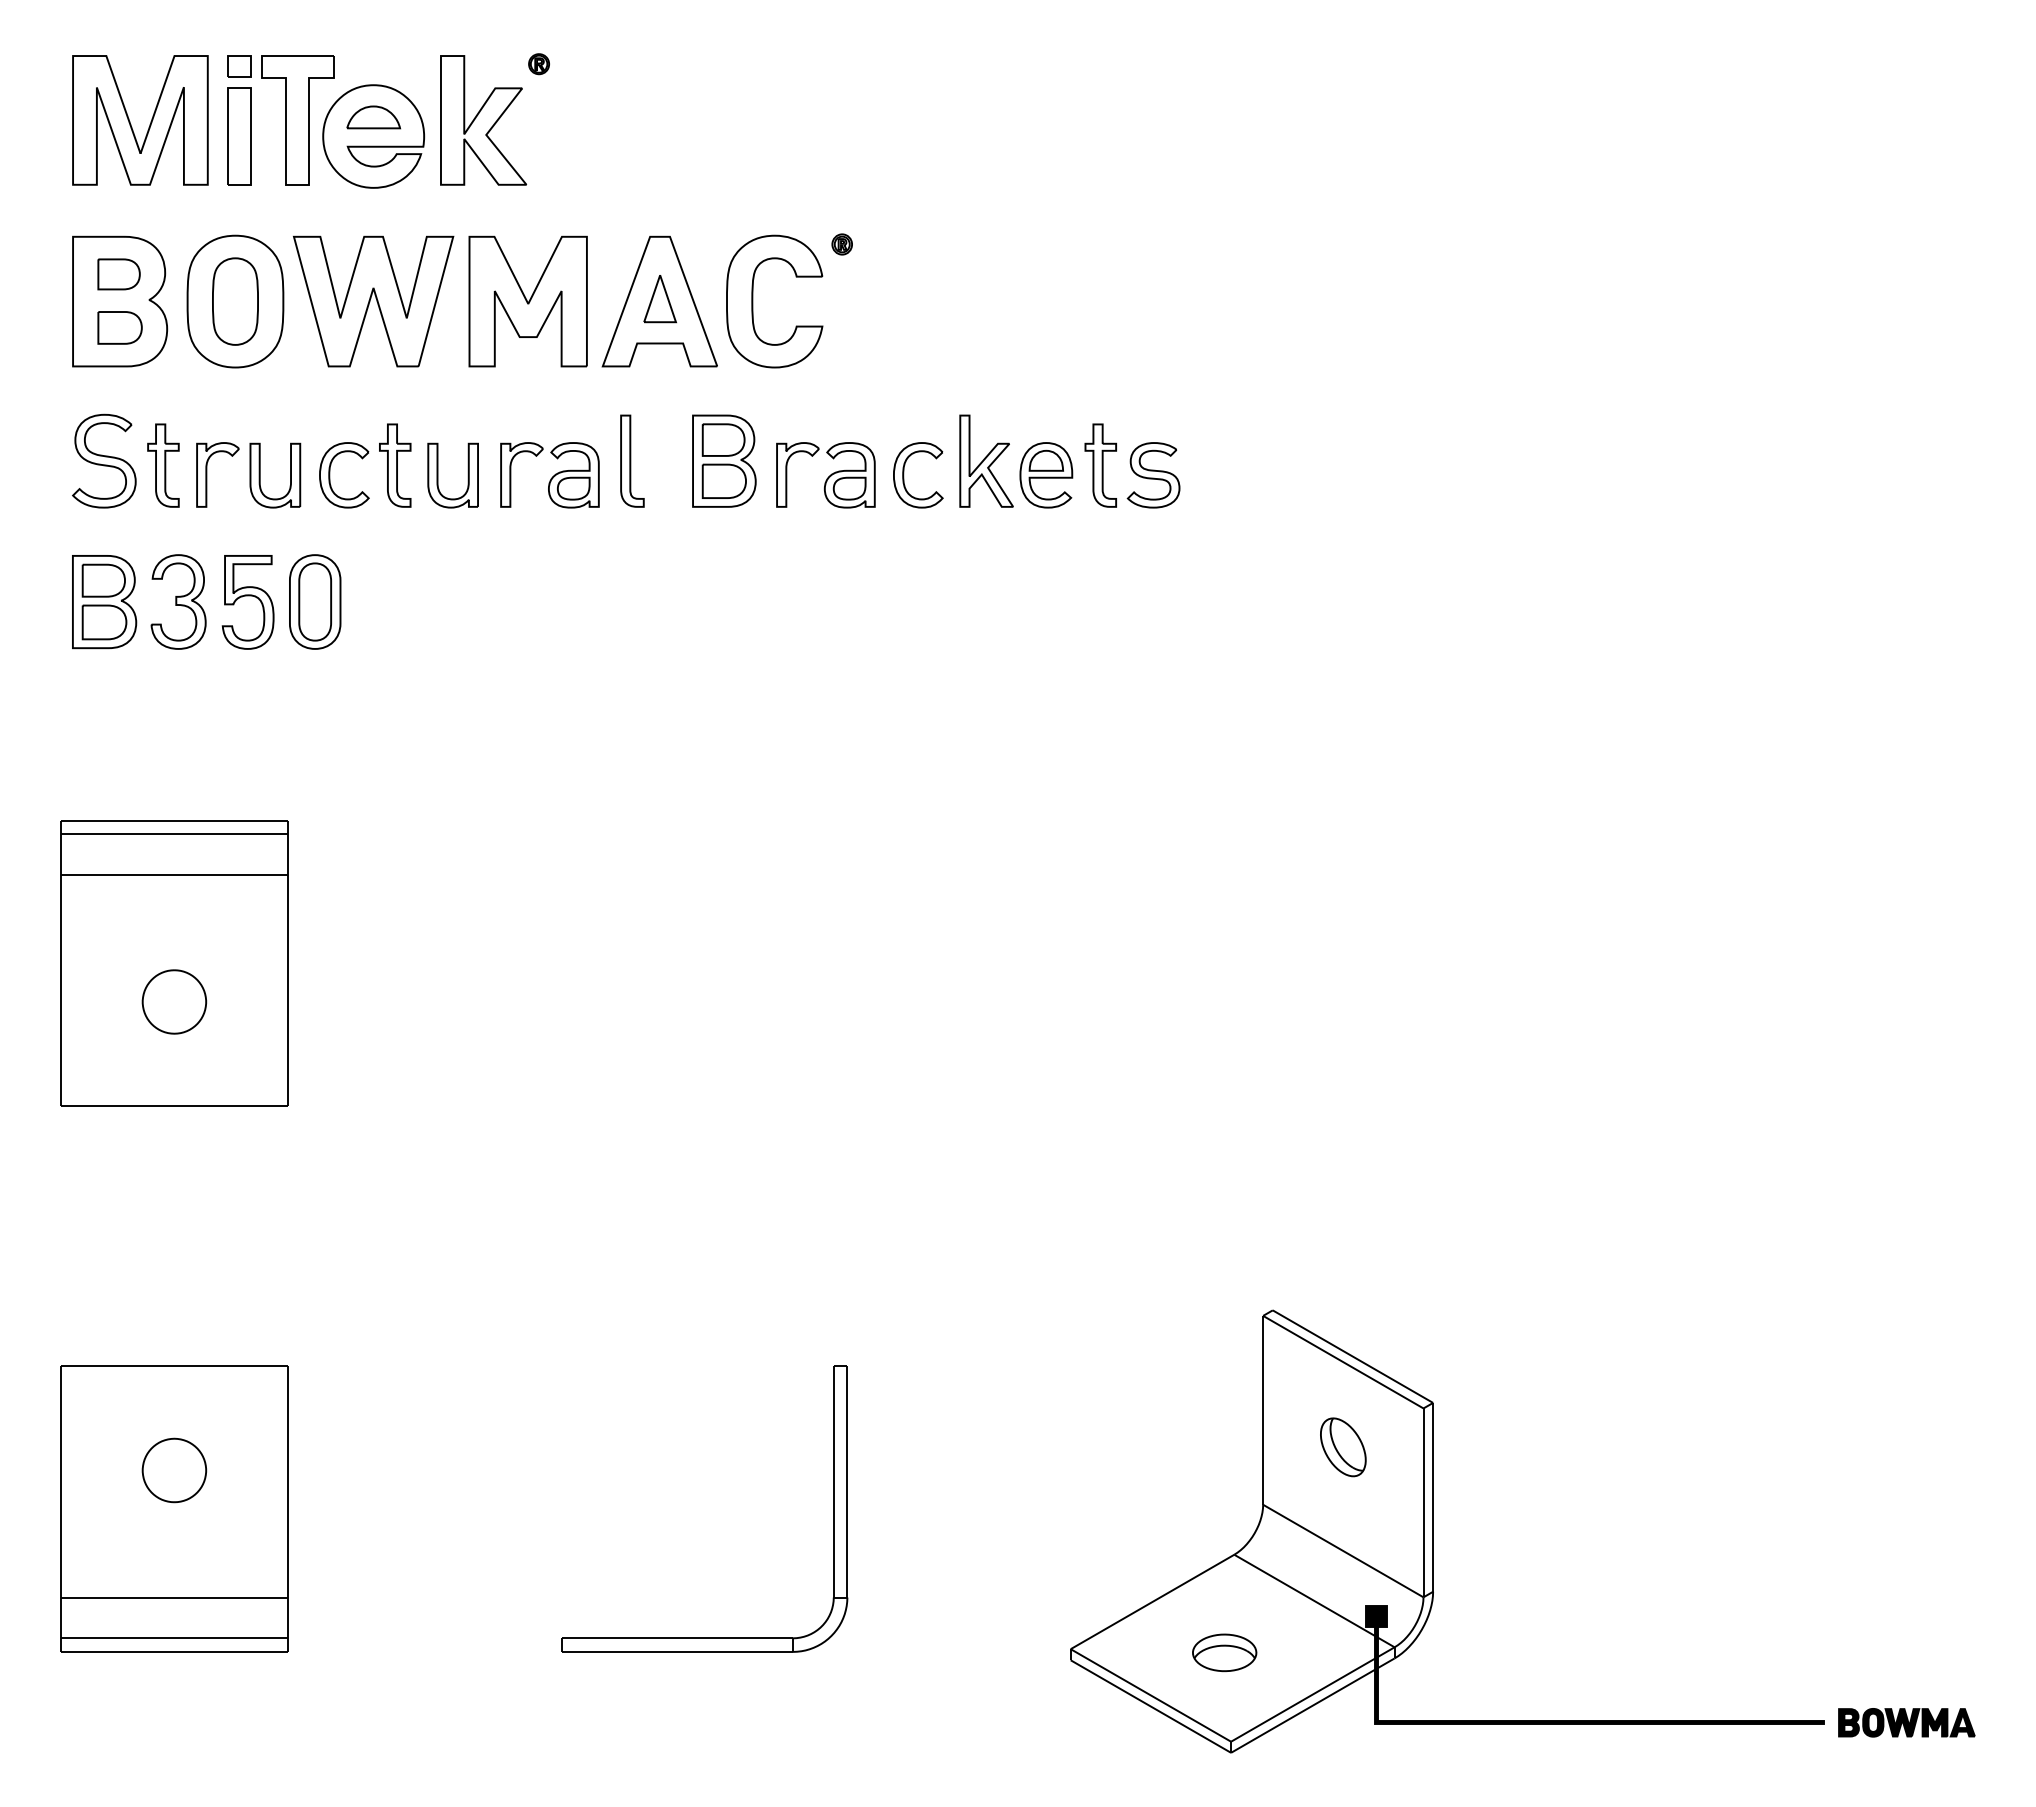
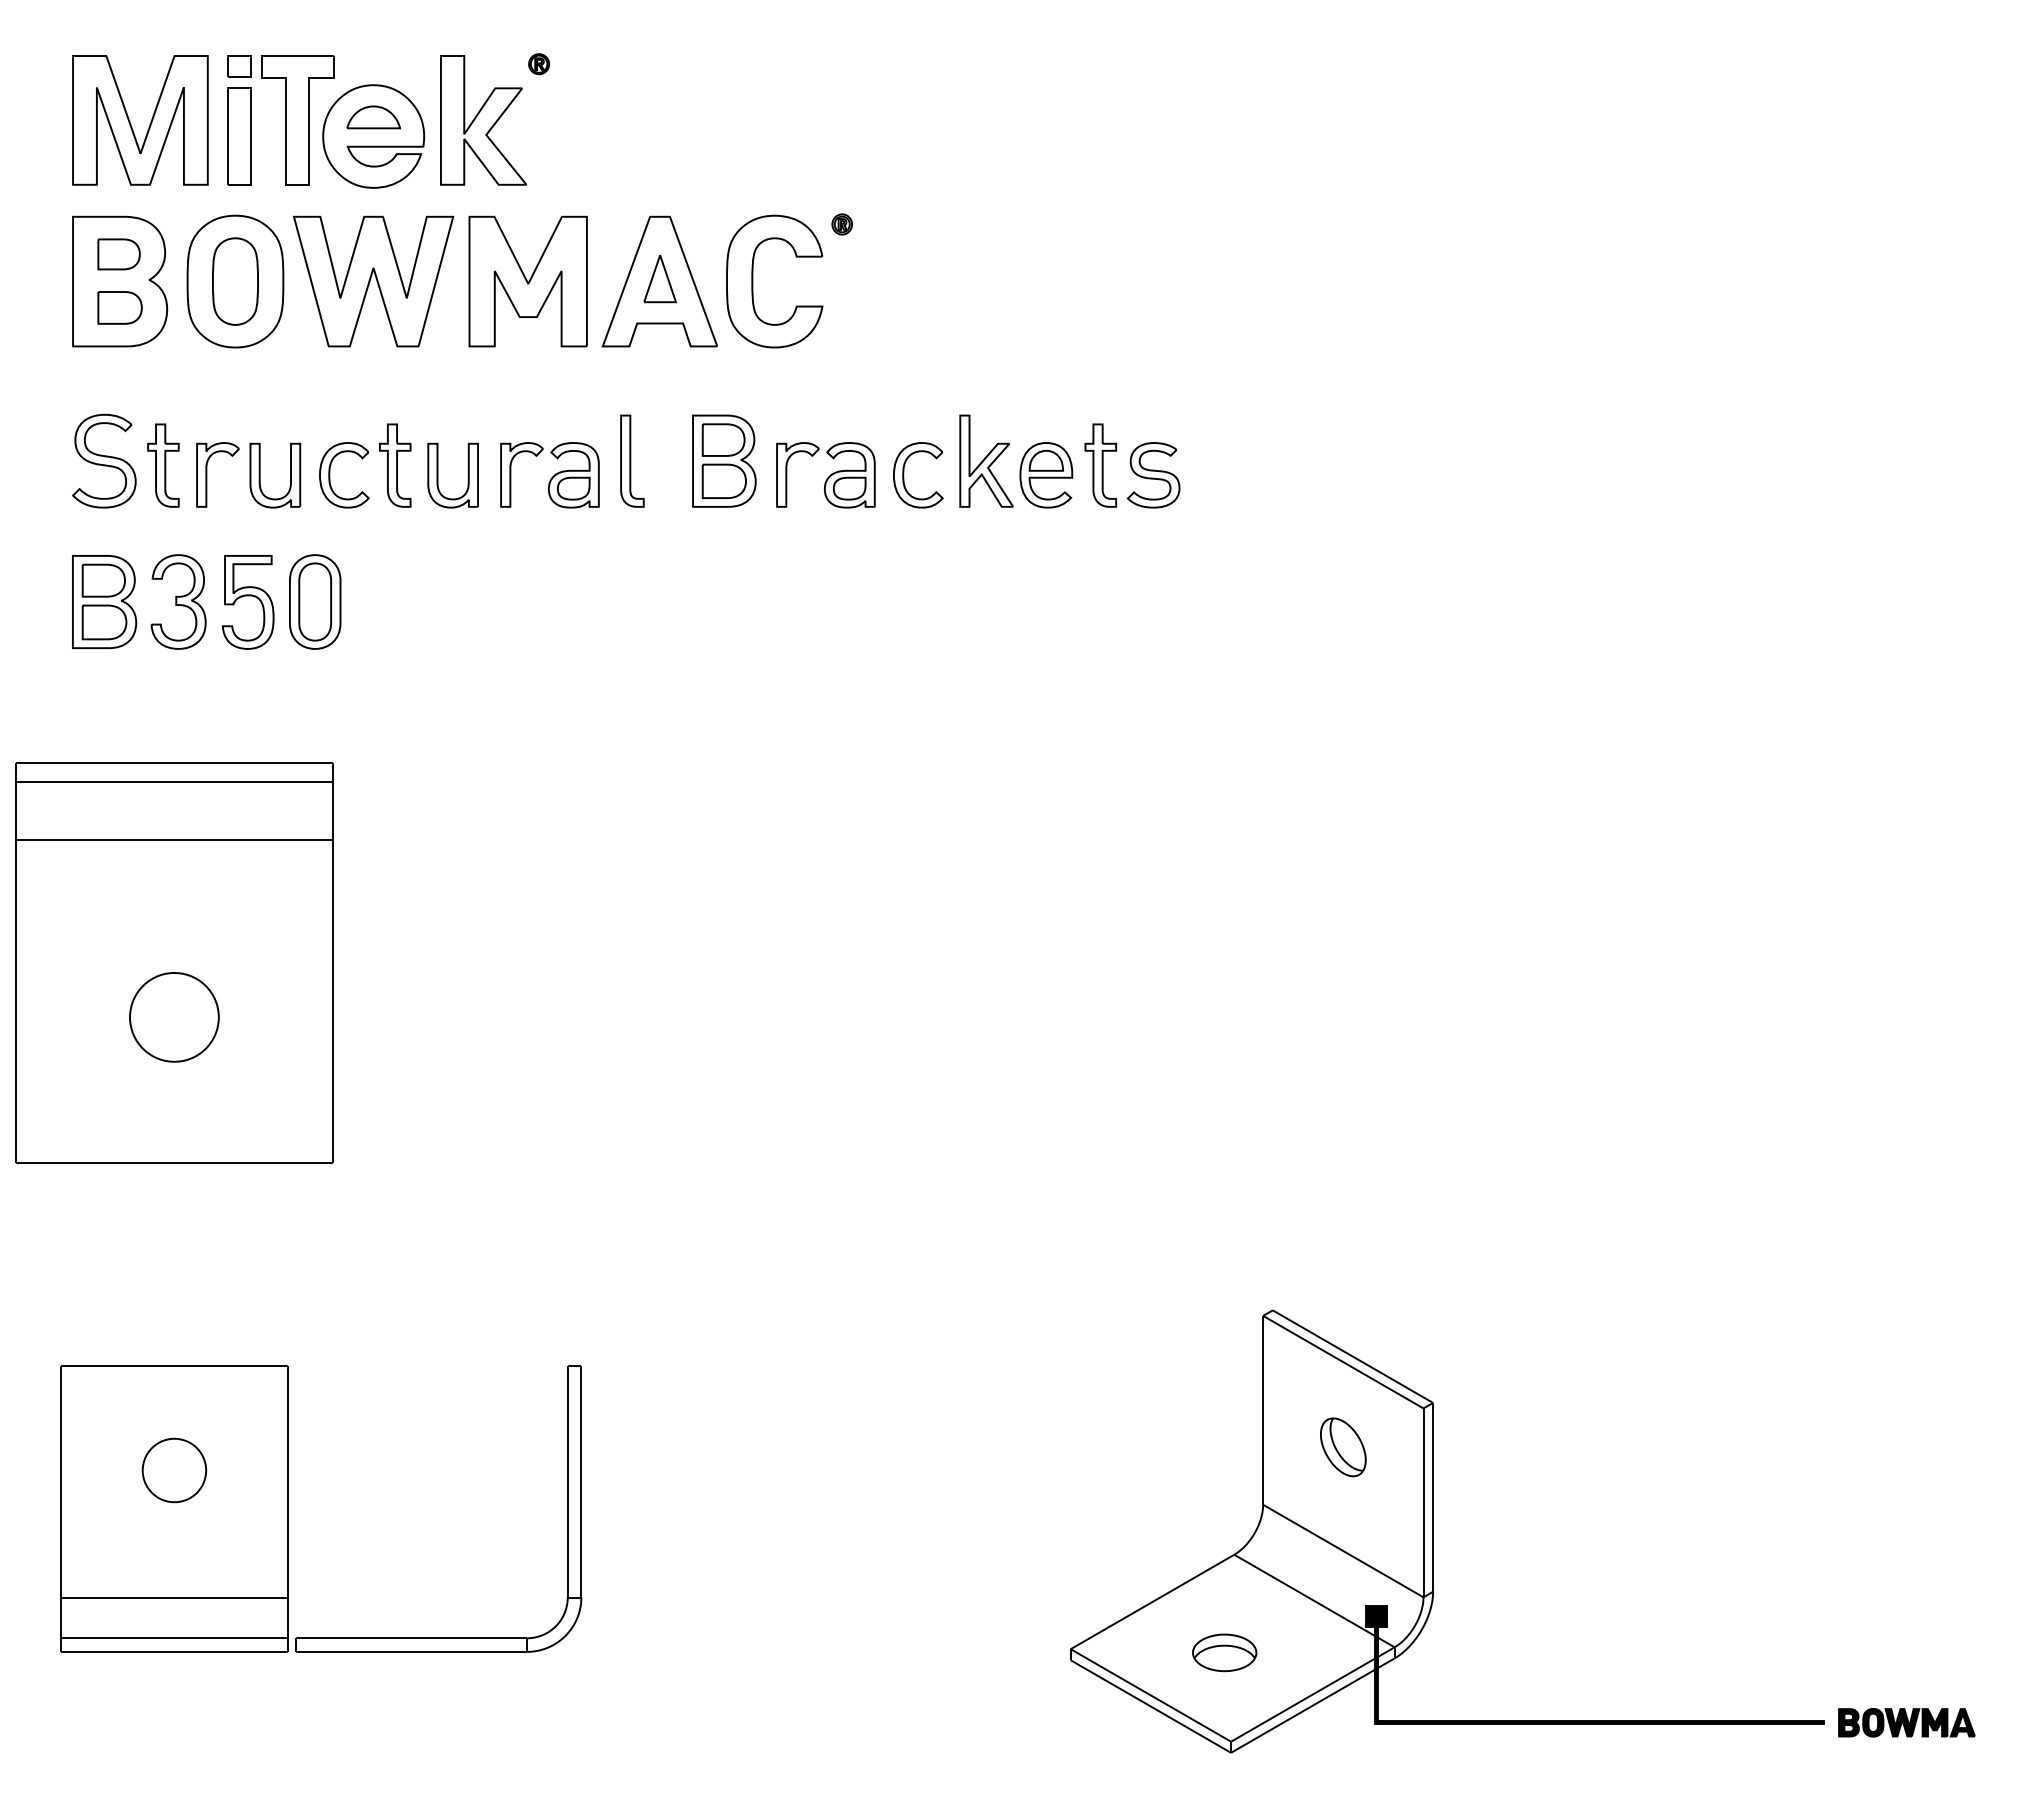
part position: (462, 300) -> (462, 280) (462, 280)
part size: 229x287 px -> 319x402 px (174, 962)
part position: (833, 1508) -> (567, 1508) (567, 1508)
